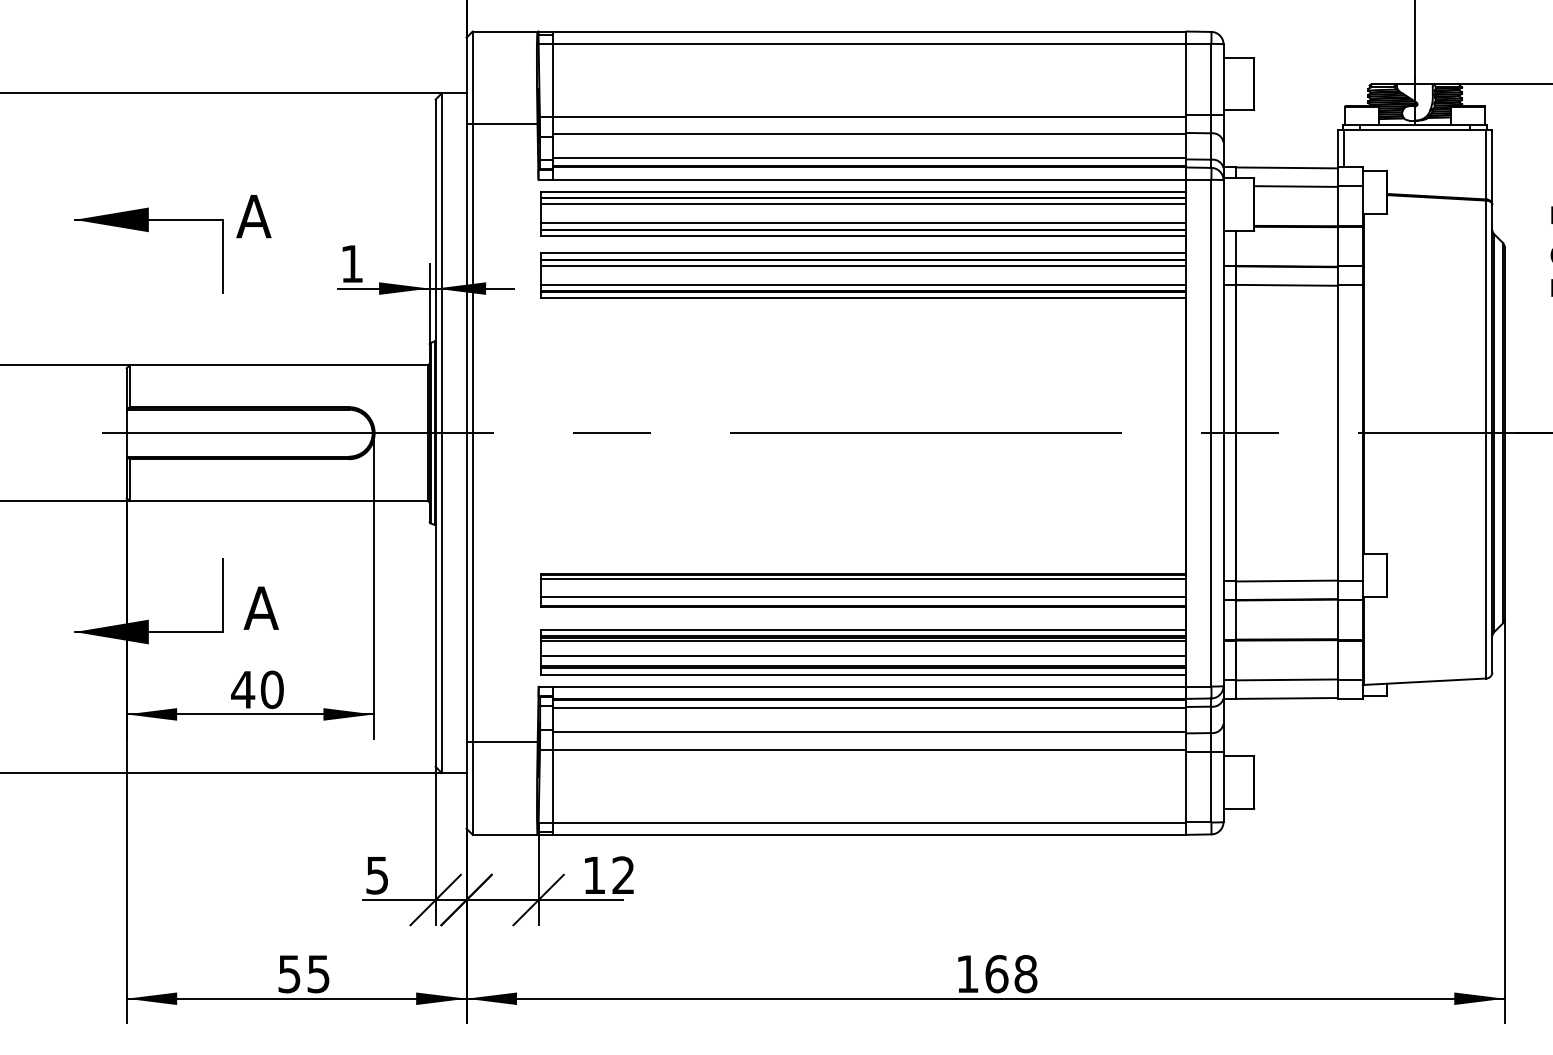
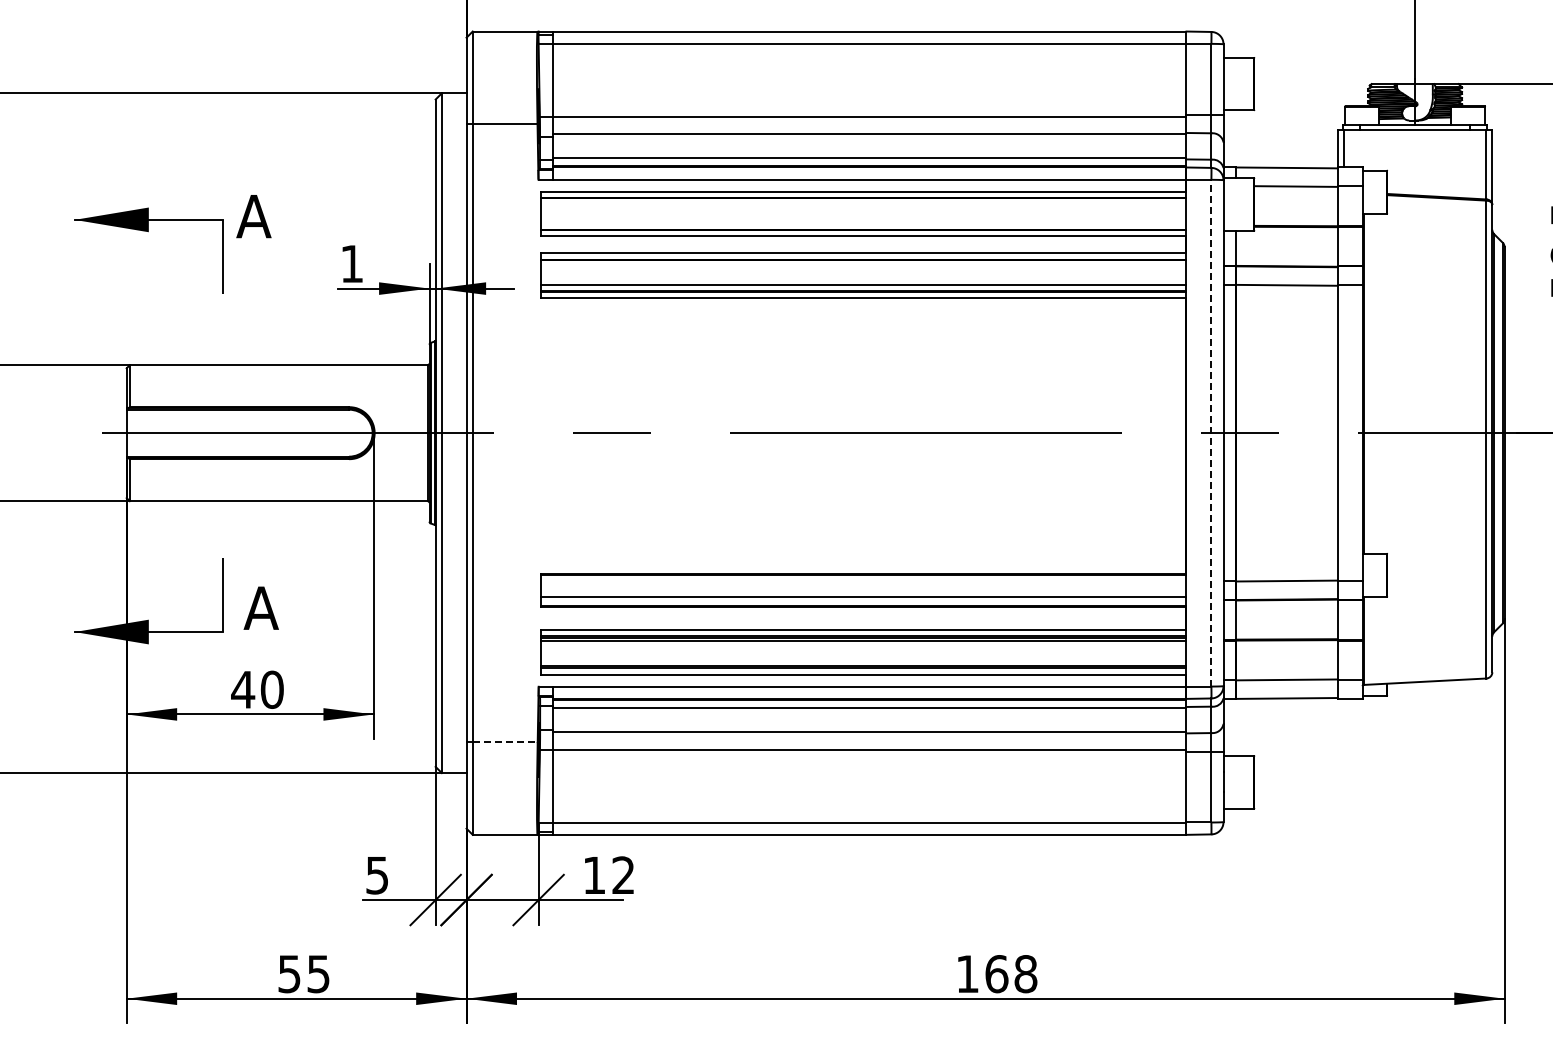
line: present -> none (863, 204)
line: present -> none (863, 223)
line: present -> none (863, 266)
line: solid -> dashed (1211, 432)
line: present -> none (863, 578)
line: present -> none (863, 656)
line: solid -> dashed (505, 742)
